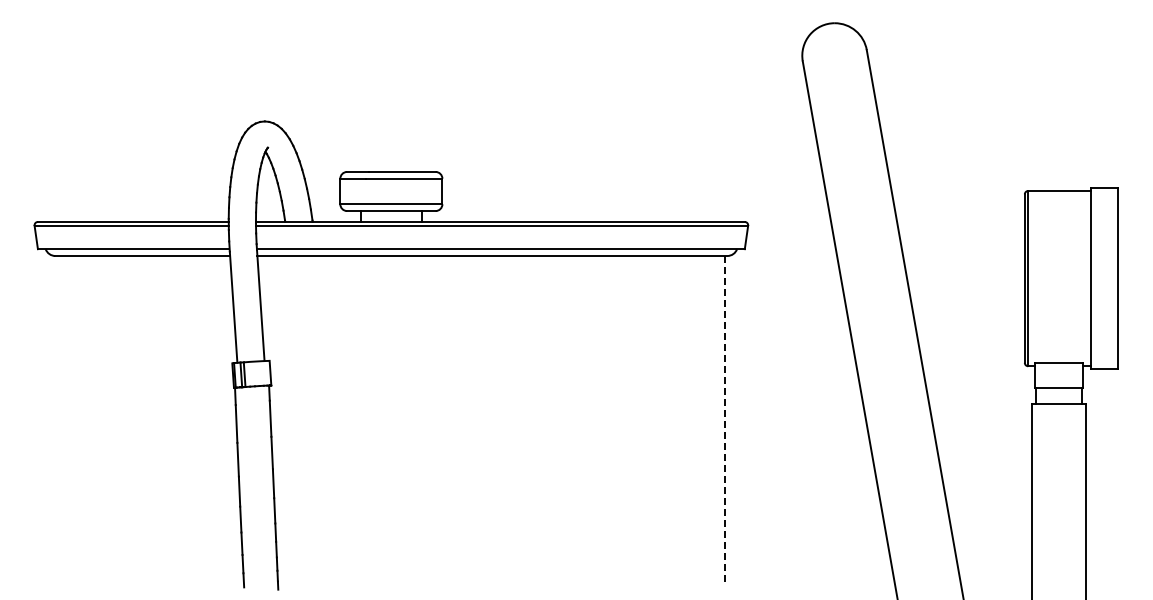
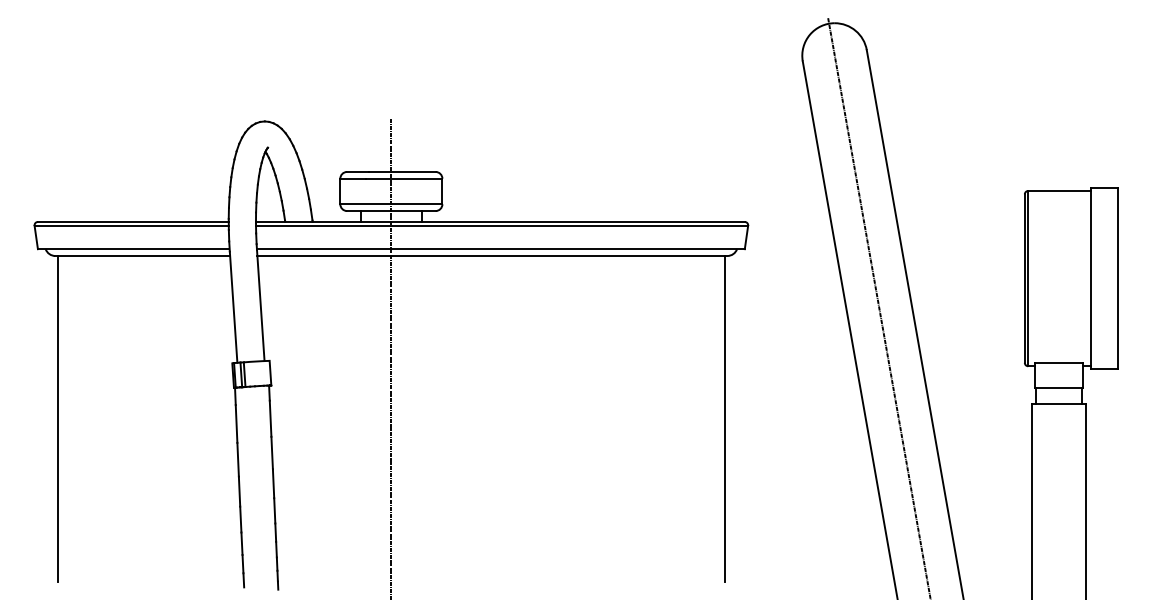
line: none -> present (879, 307)
line: none -> present (391, 357)
line: none -> present (57, 418)
line: dashed -> solid (724, 418)
